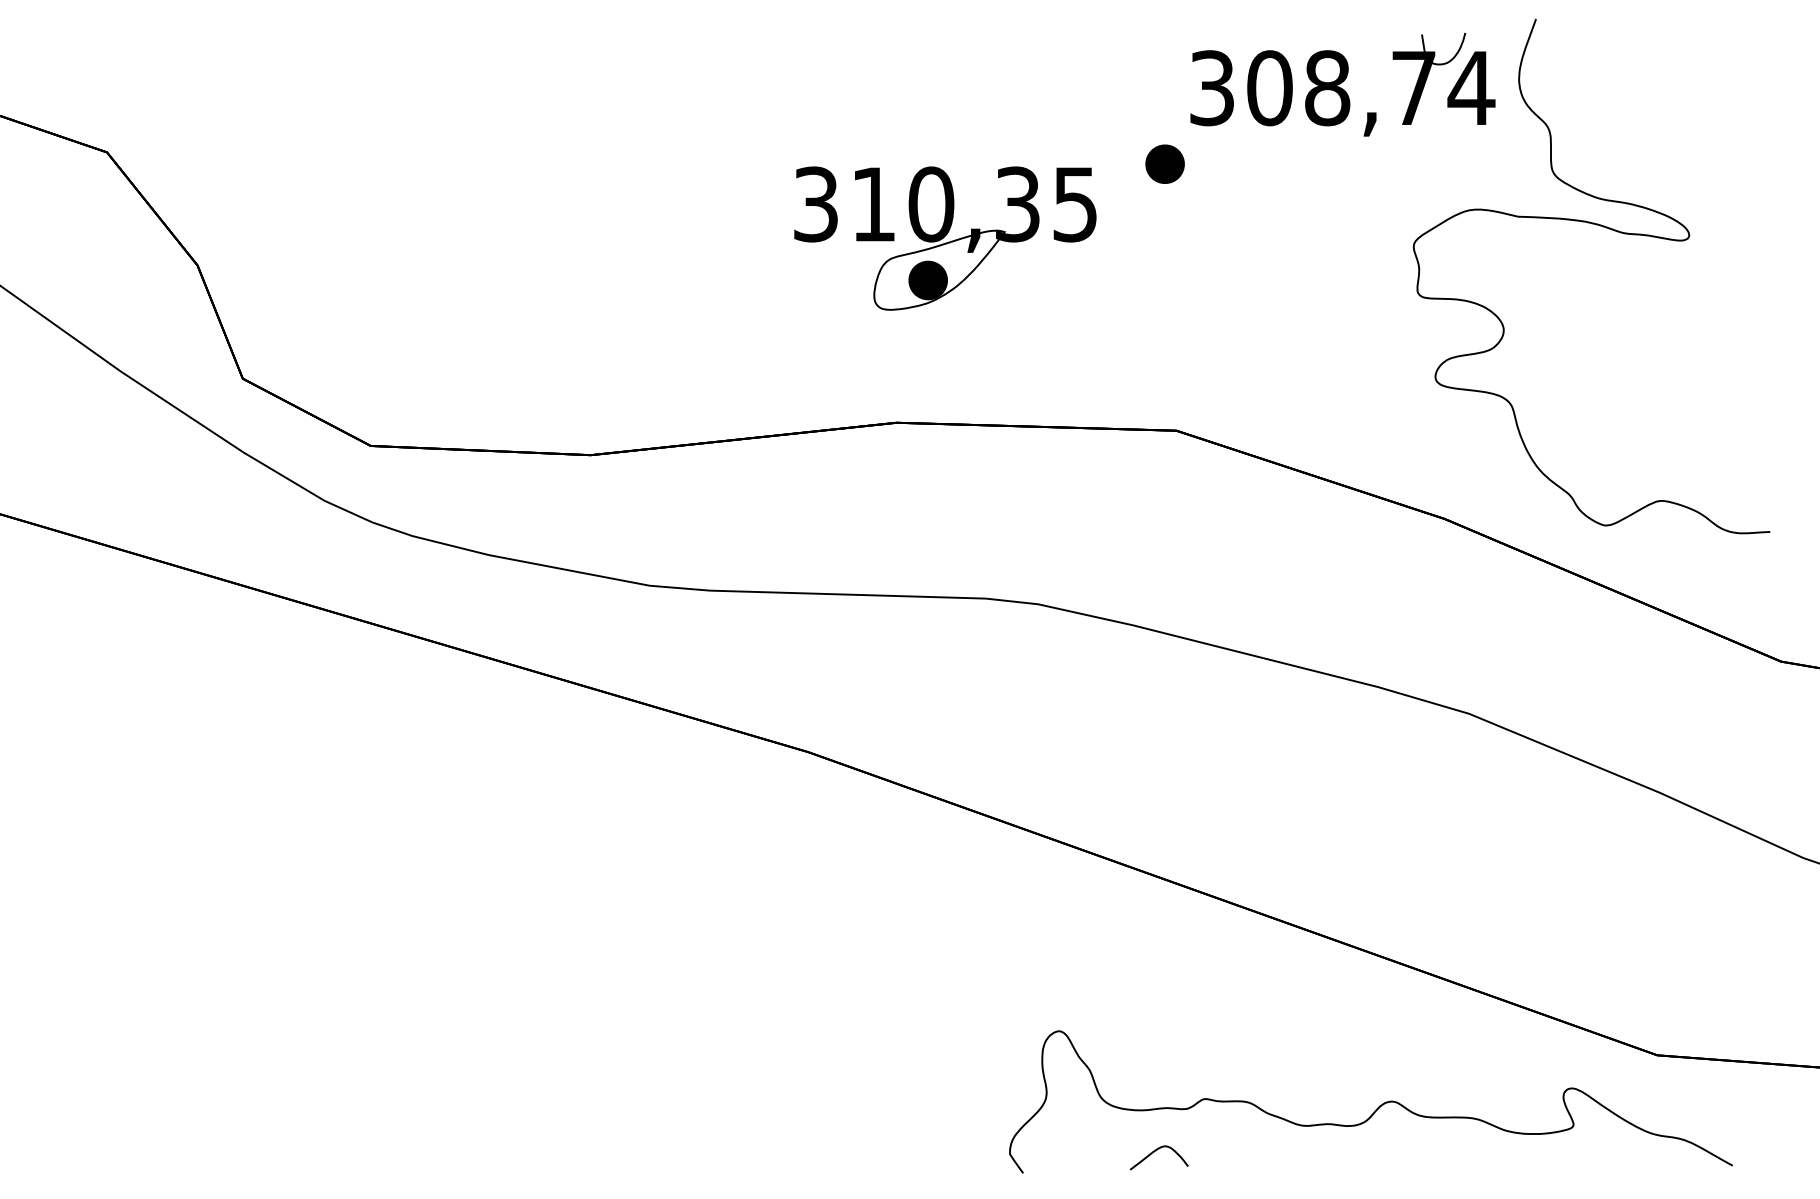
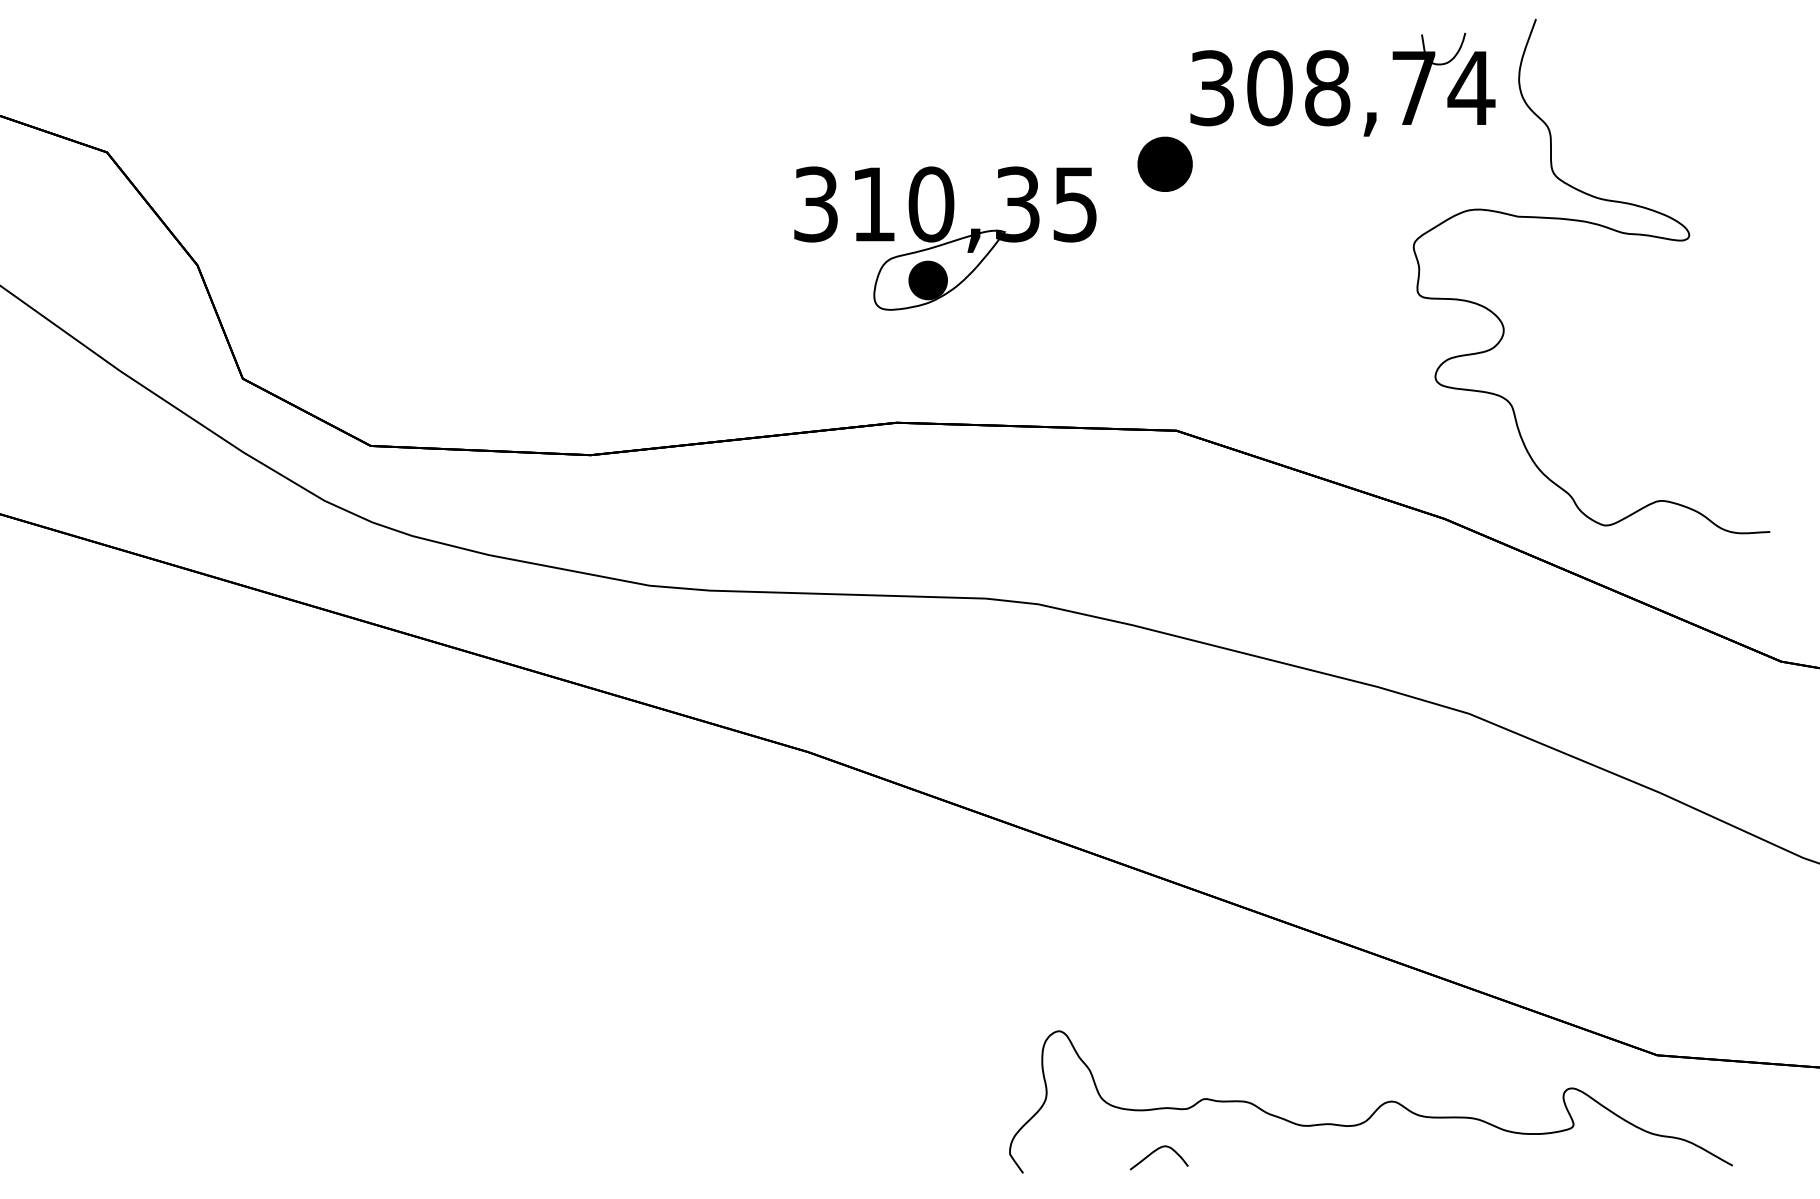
part size: 40x40 px -> 56x56 px (1164, 163)
